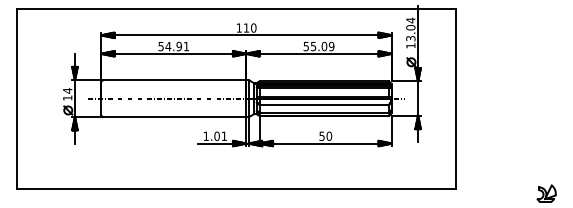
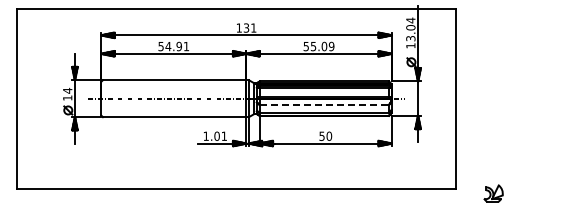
text: 110 -> 131 (249, 27)
line: solid -> dashed (324, 104)
part position: (546, 193) -> (493, 193) (493, 193)
